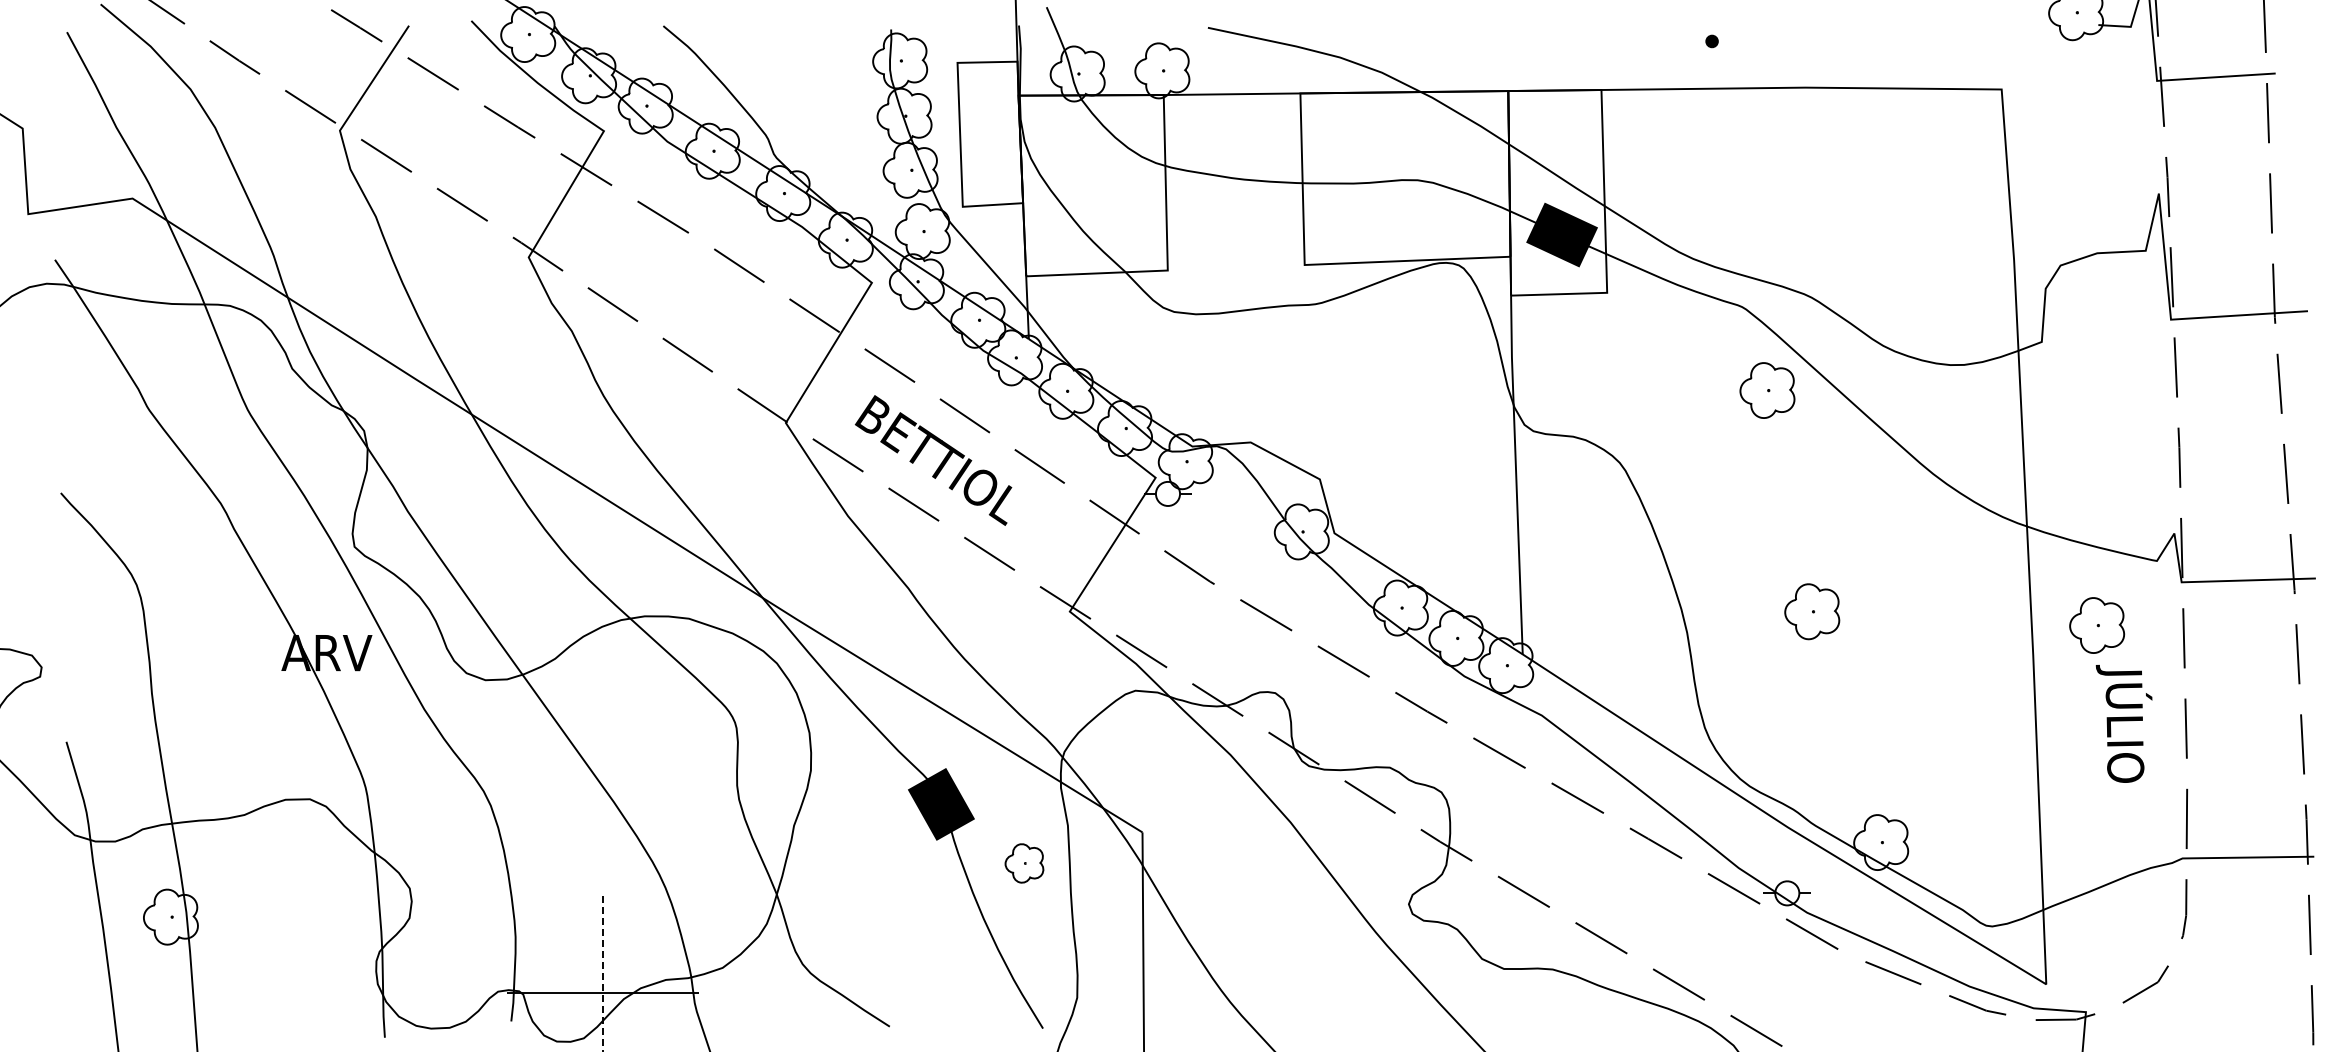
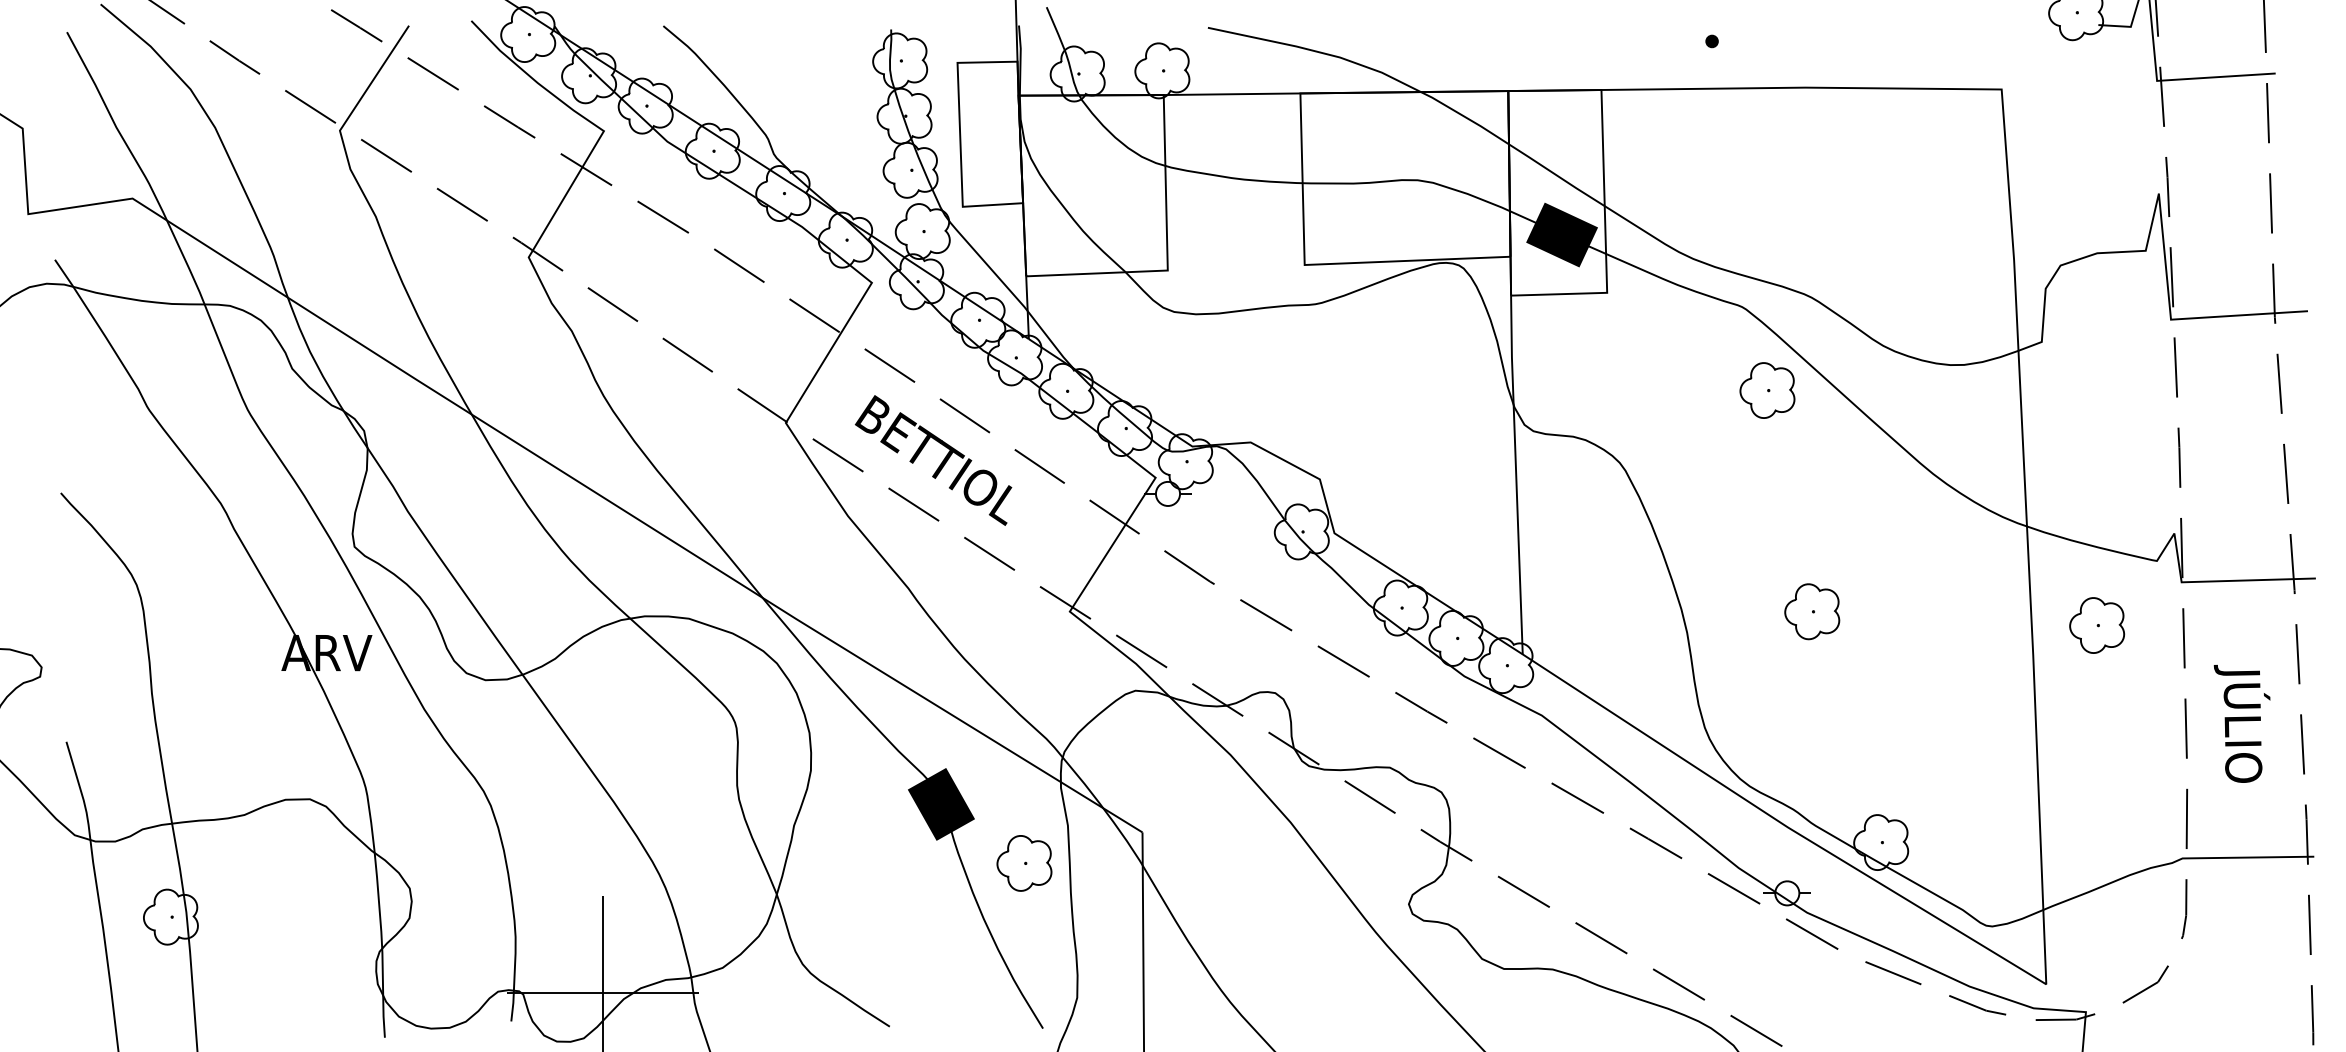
text position: (2123, 723) -> (2241, 723) (2241, 723)
part size: 41x41 px -> 57x57 px (1024, 863)
line: dashed -> solid (602, 974)
